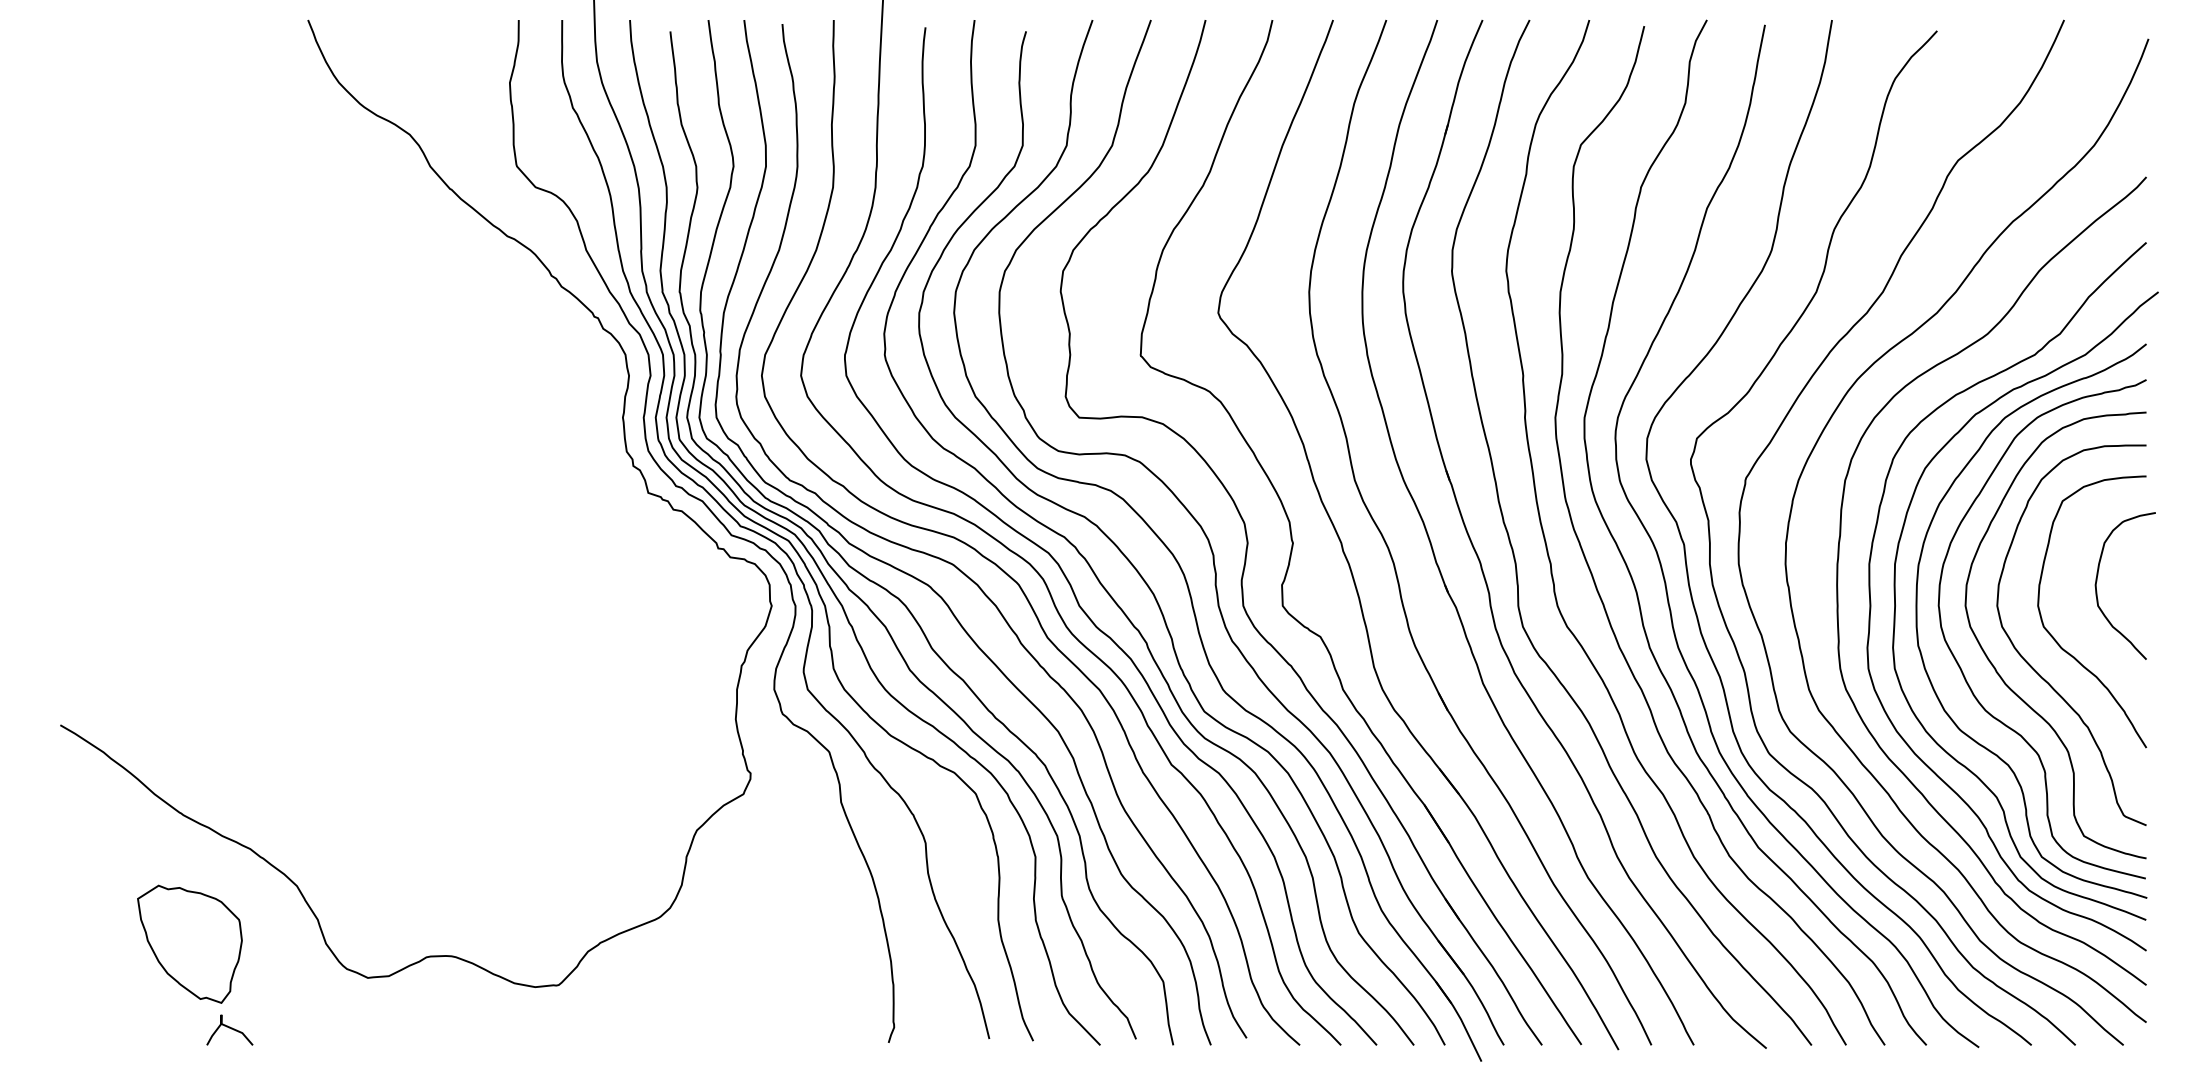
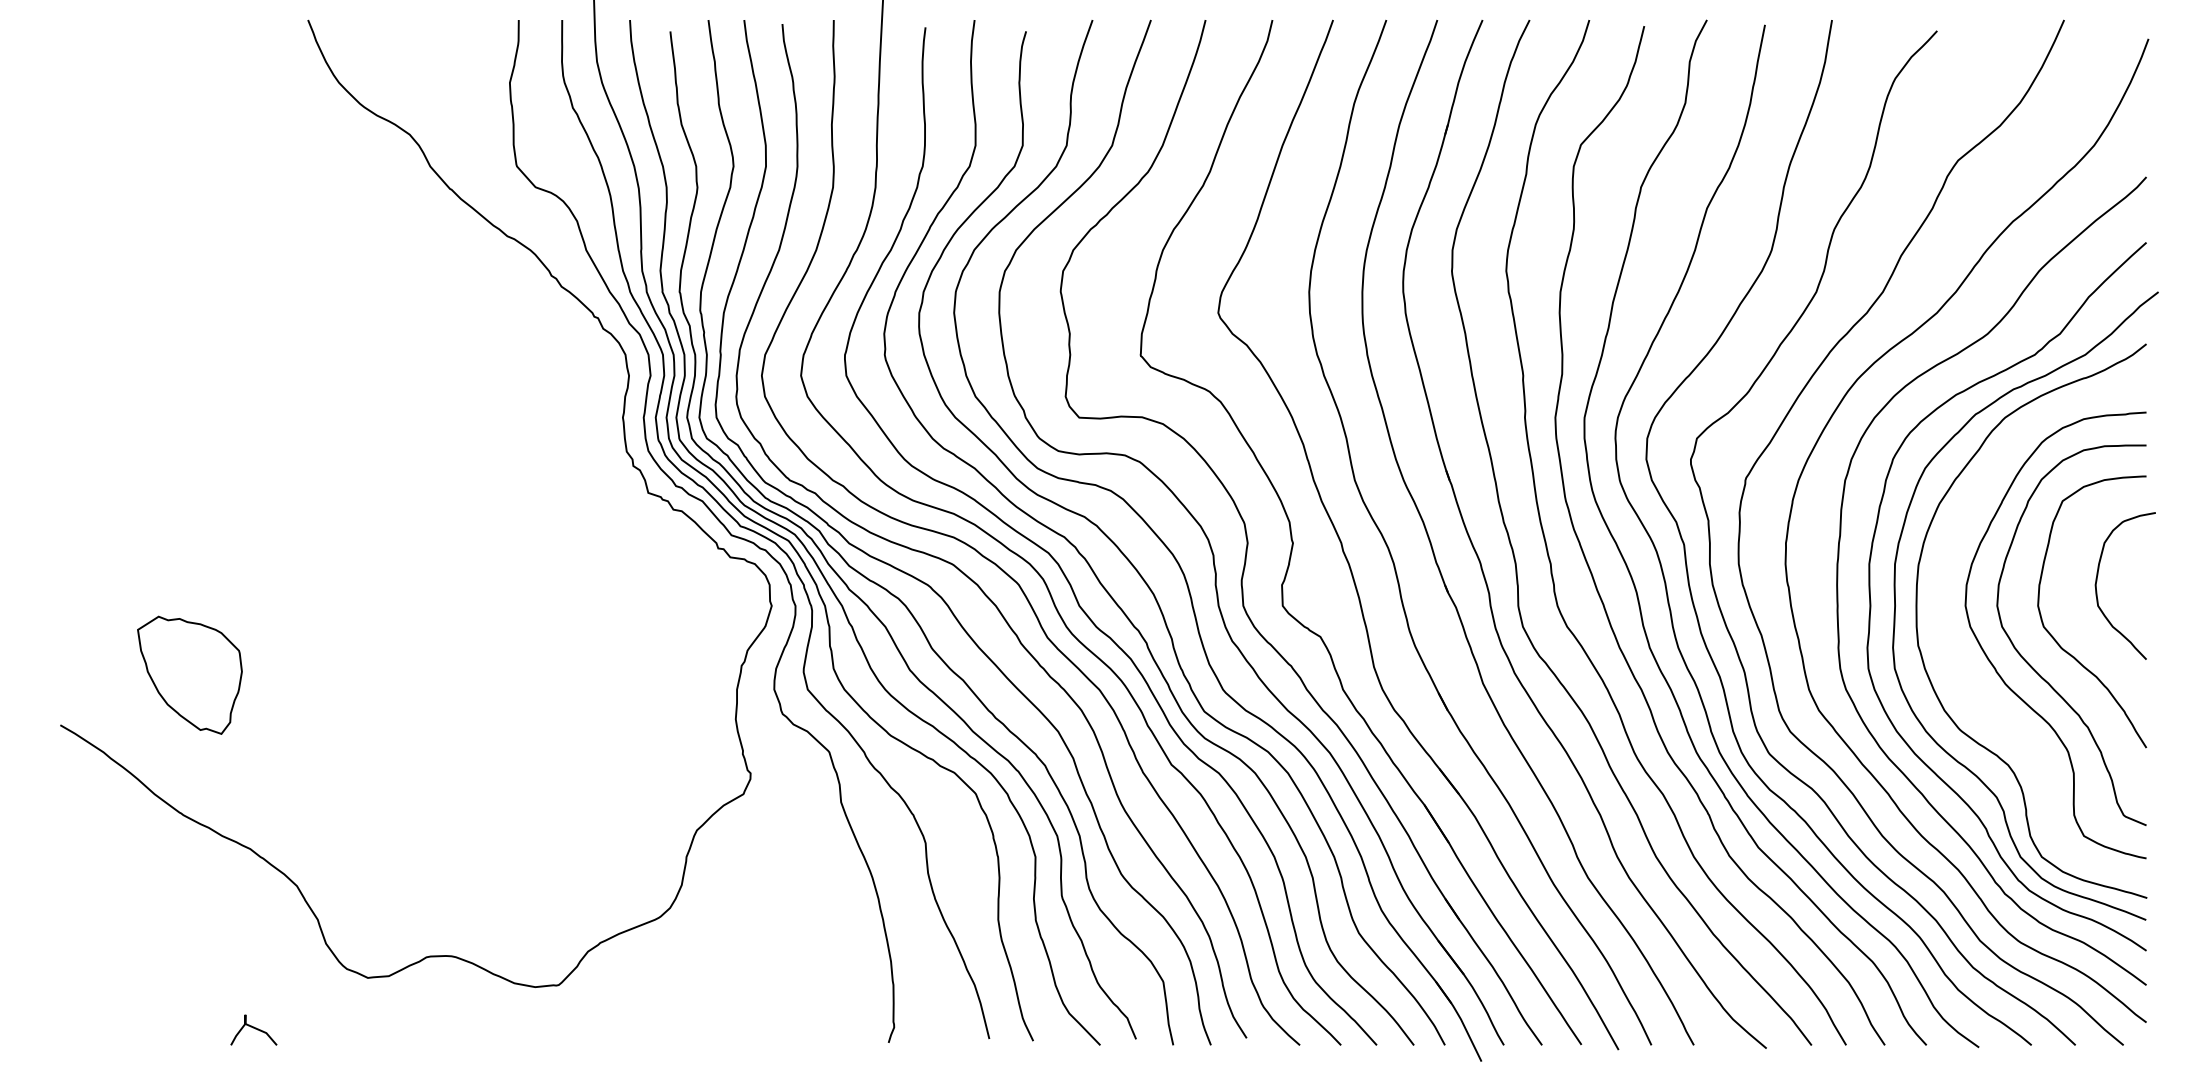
curve: present -> none (1961, 668)
part position: (189, 943) -> (189, 674) (189, 674)
curve position: (229, 1028) -> (253, 1028) (253, 1028)
